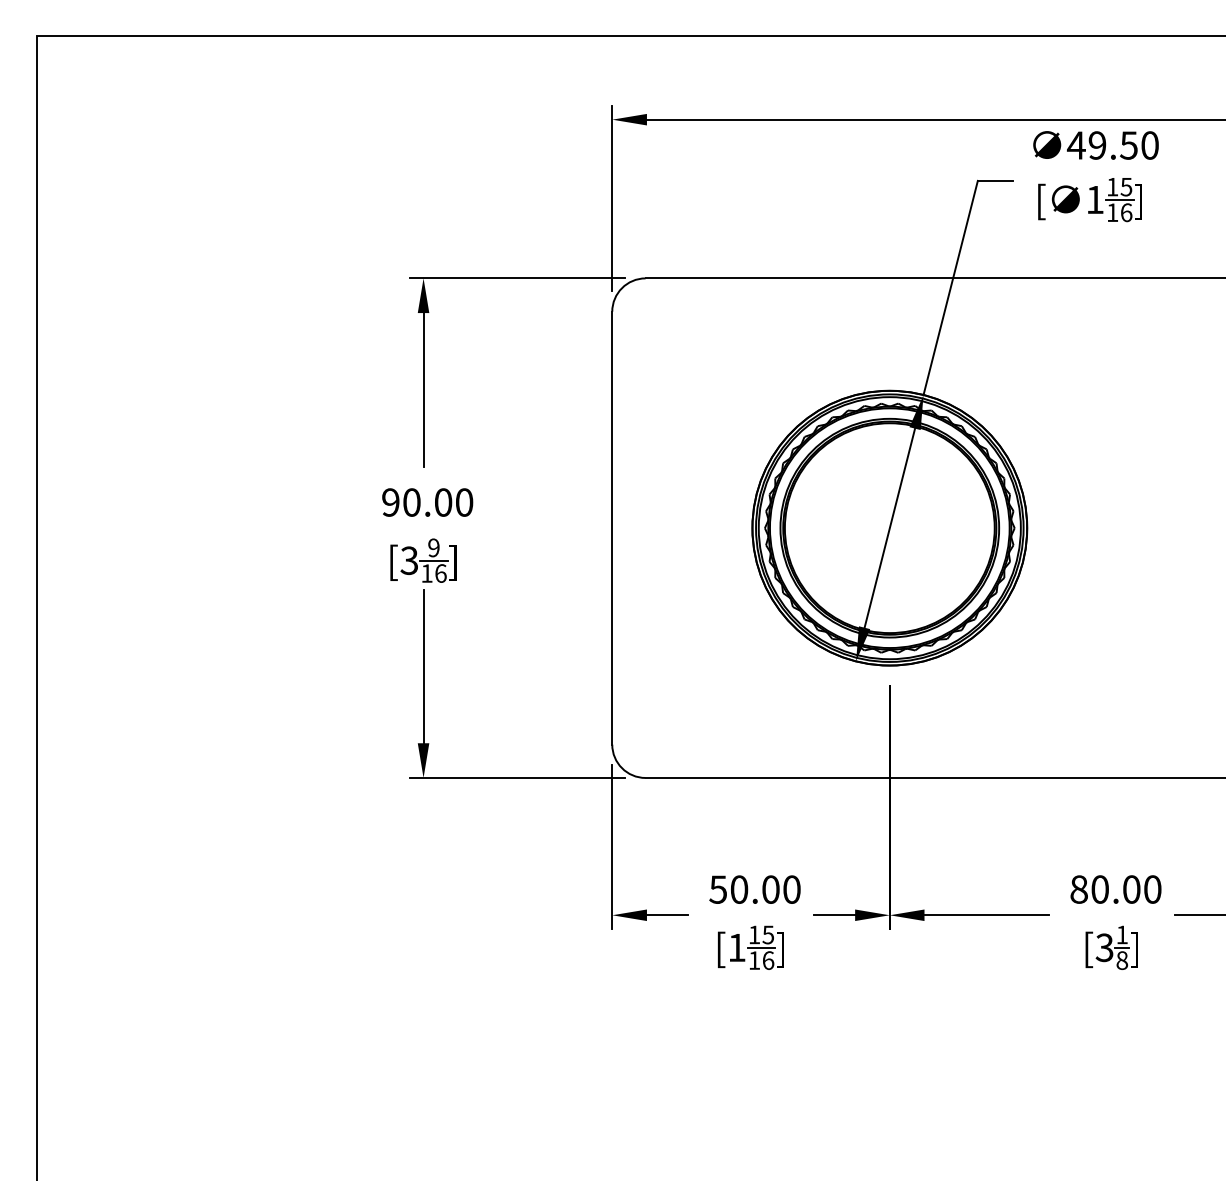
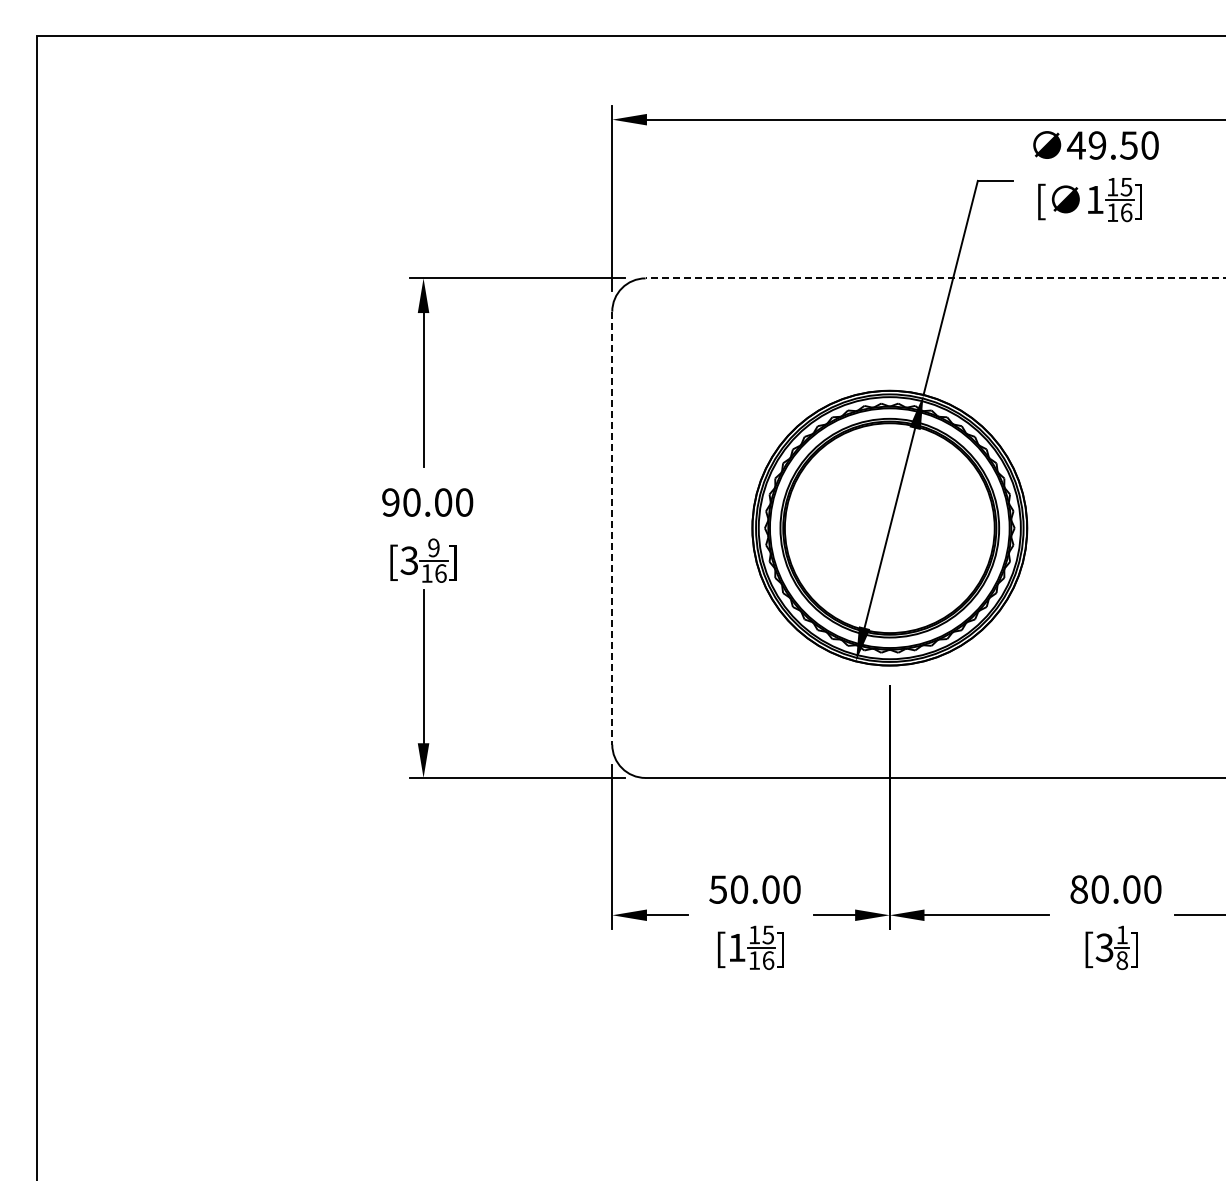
line: solid -> dashed (935, 278)
line: solid -> dashed (612, 528)
